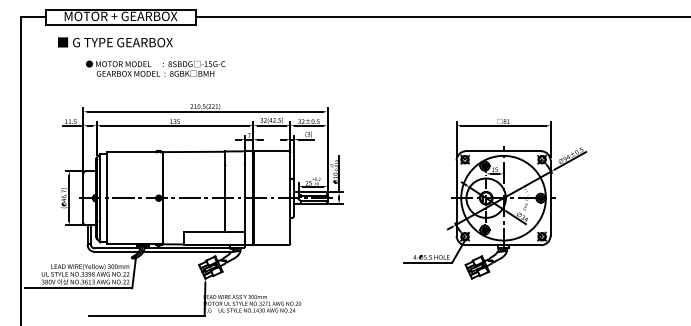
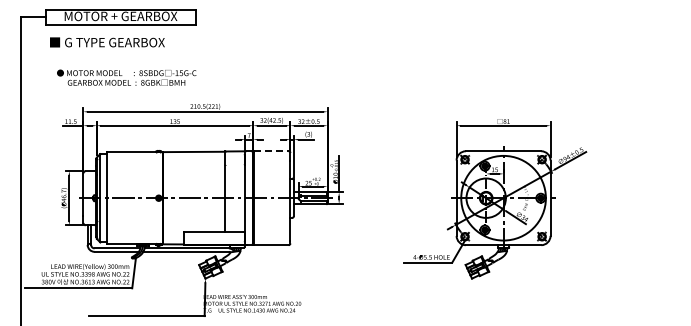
line: present -> none (441, 17)
text position: (115, 42) -> (107, 42) (107, 42)
text position: (155, 68) -> (126, 77) (126, 77)
line: solid -> dashed (272, 151)
